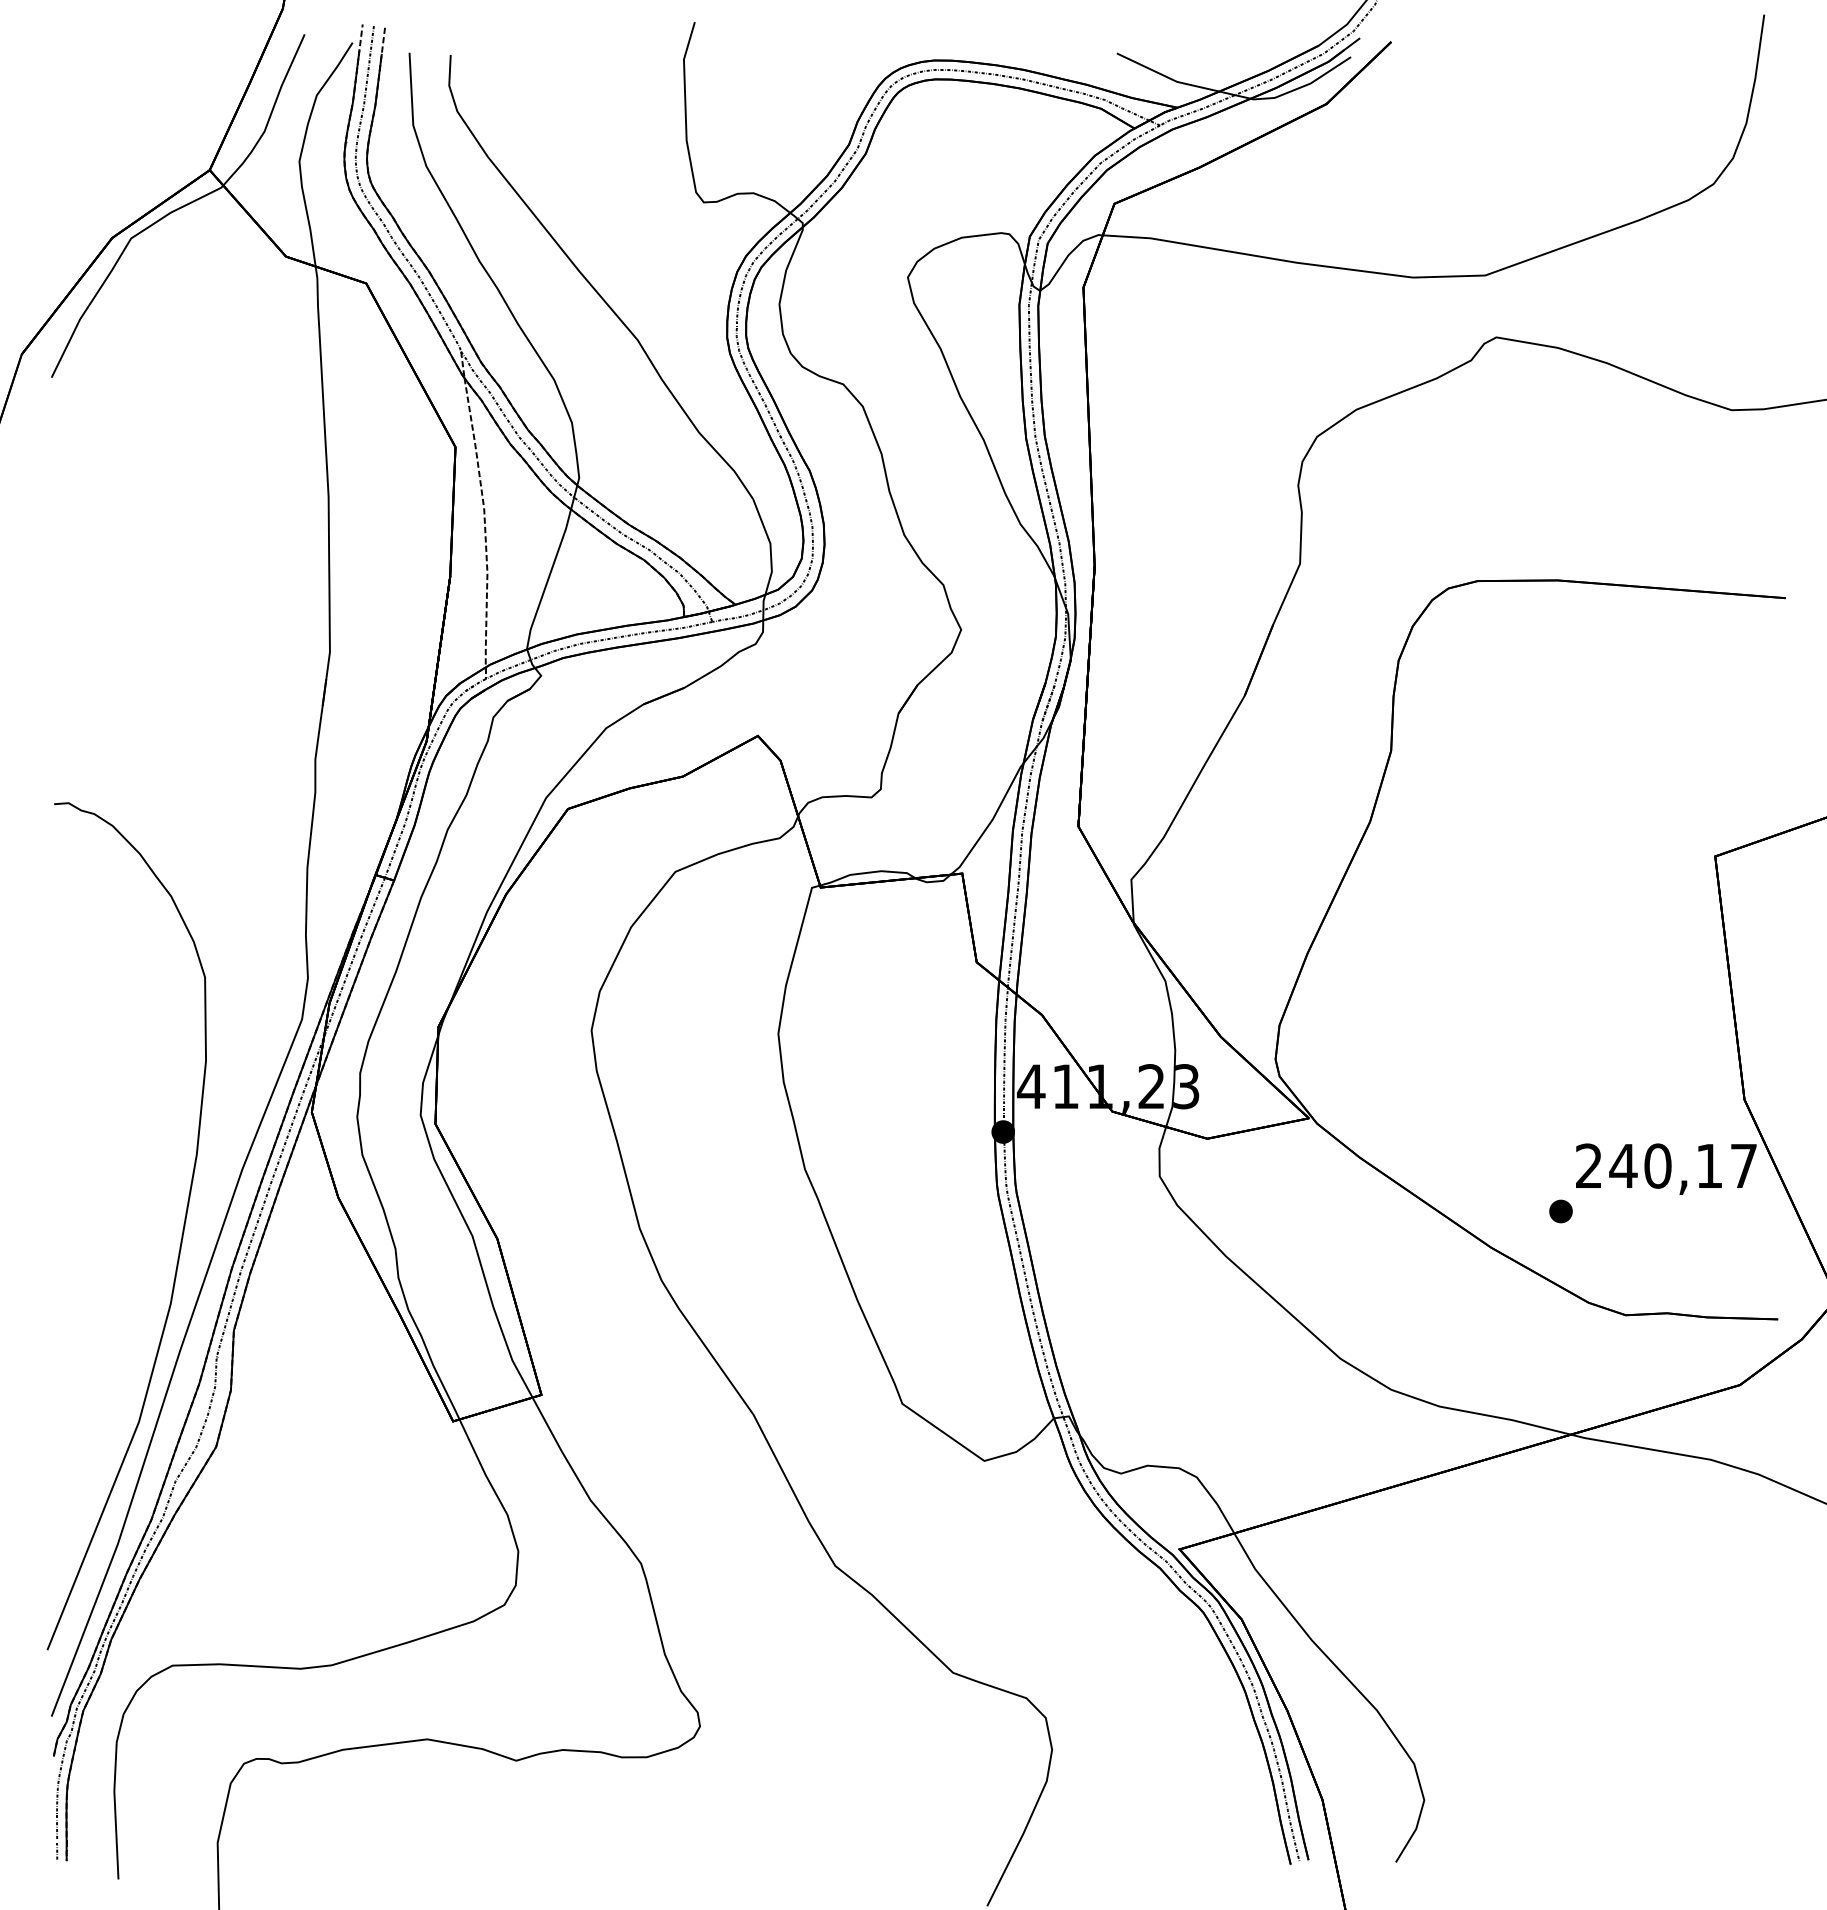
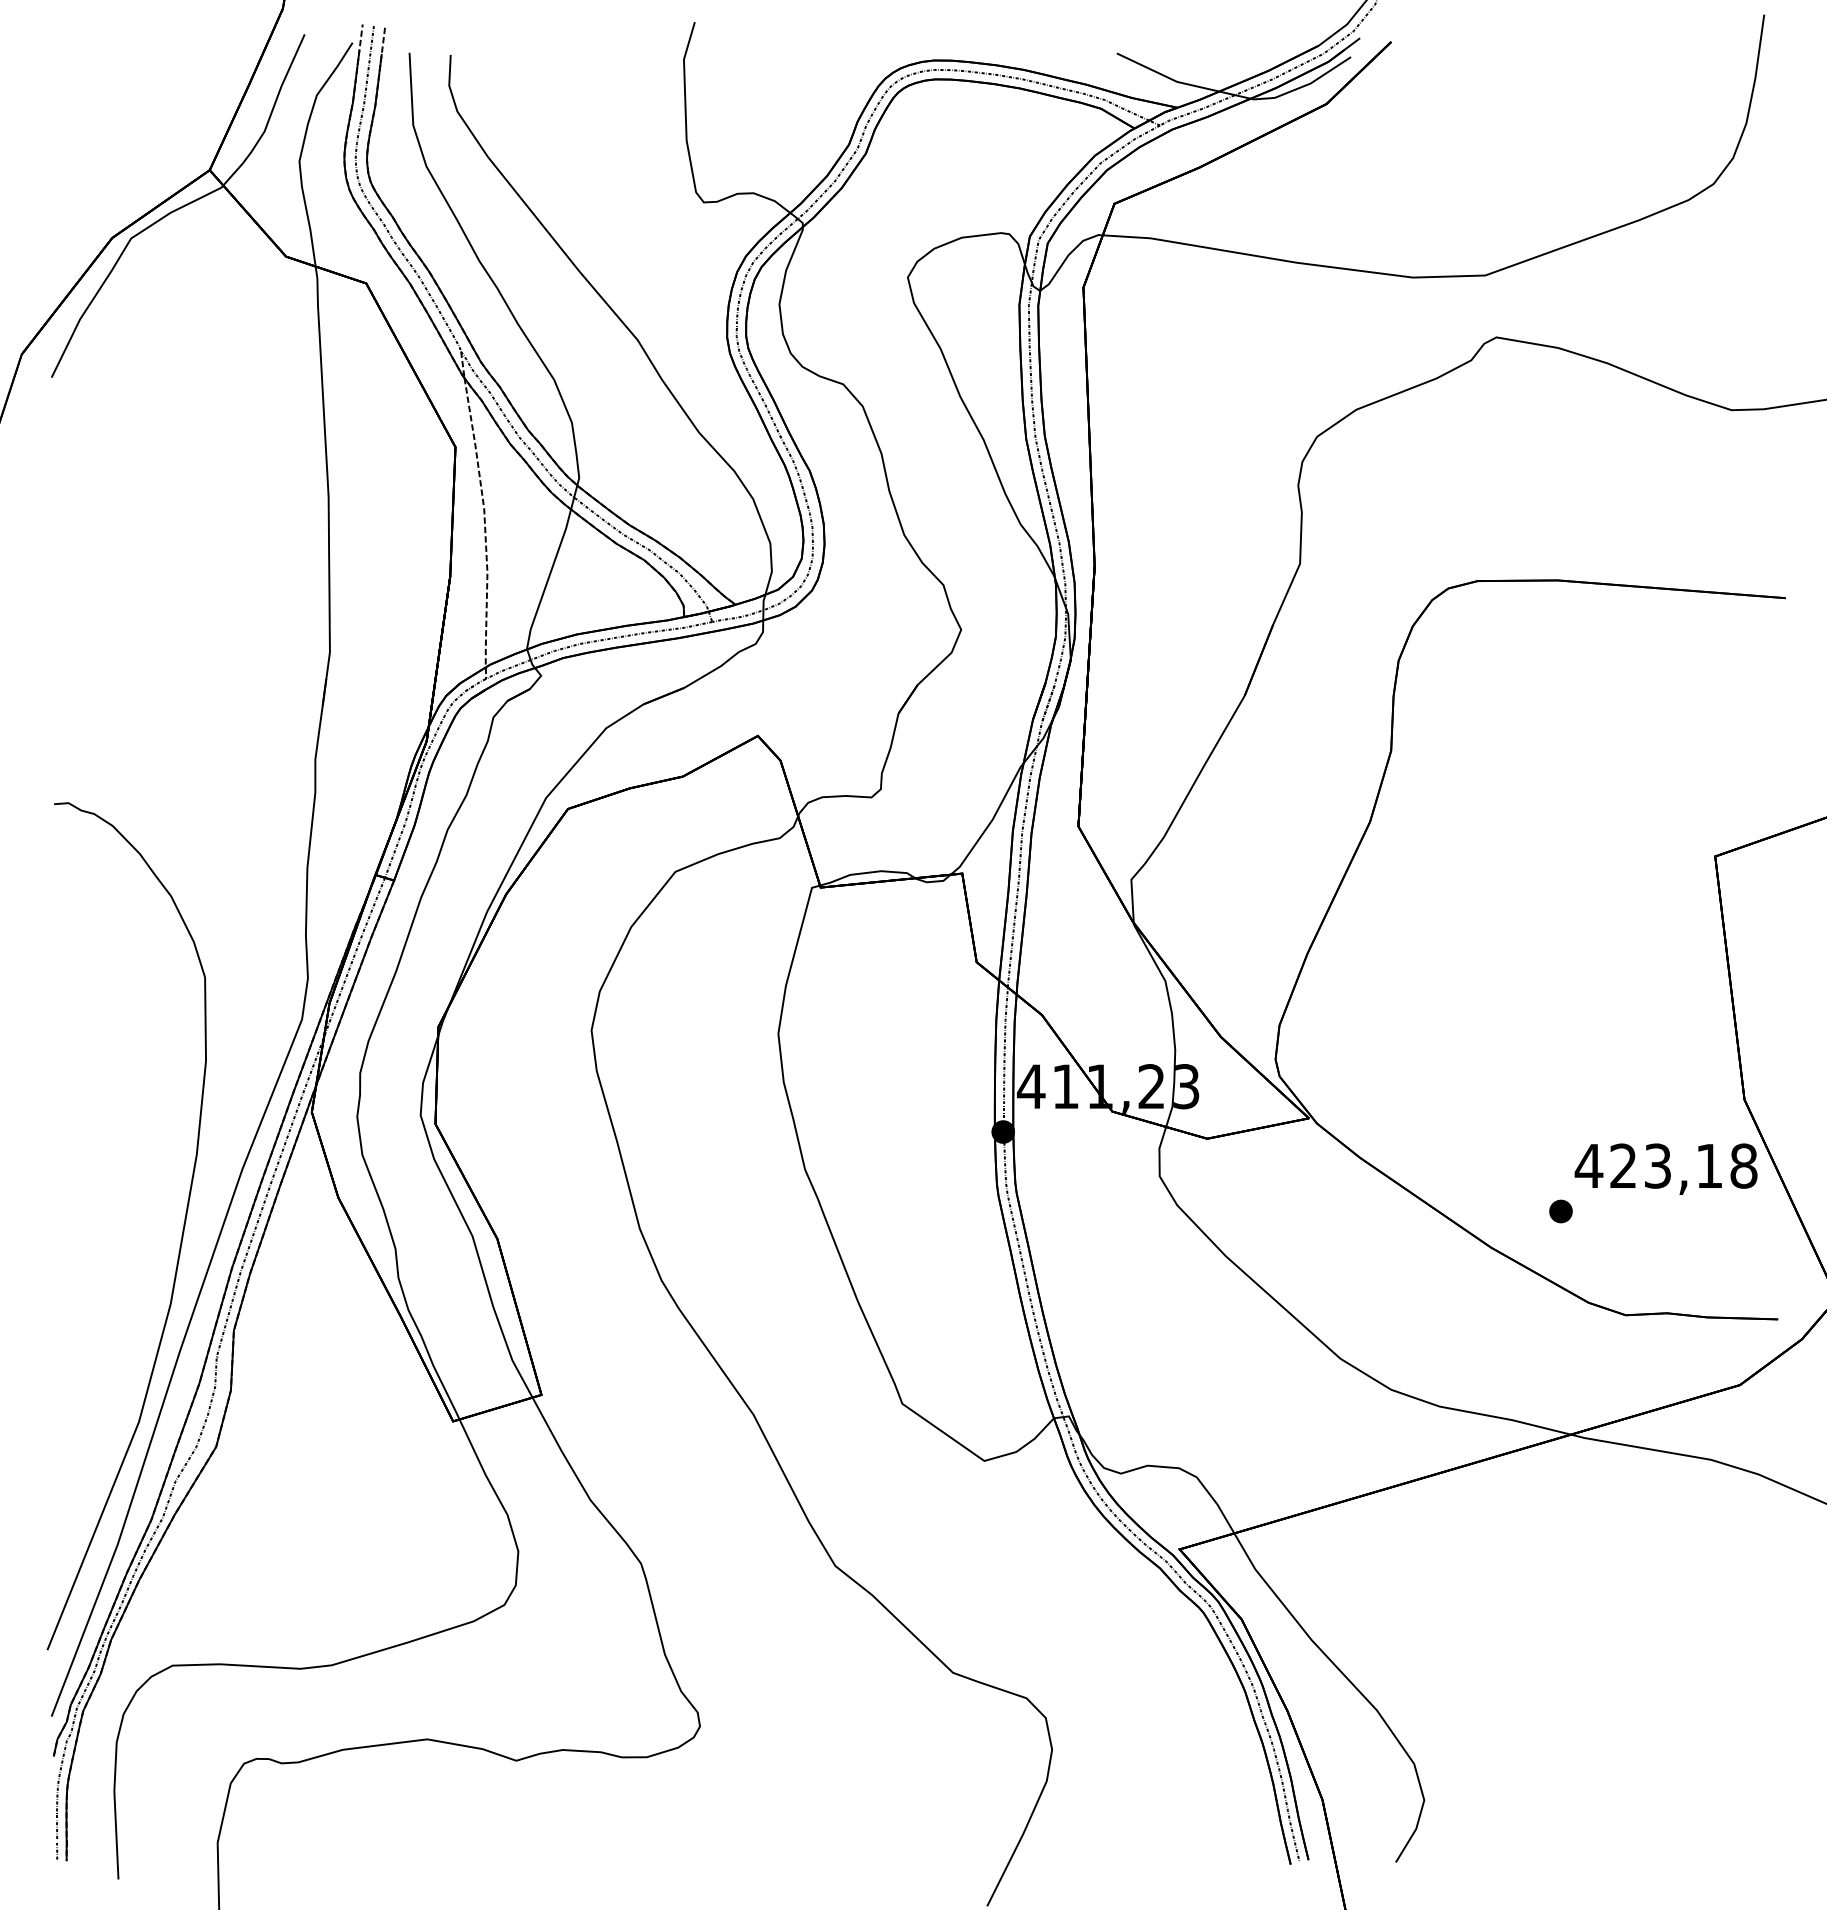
text: 240,17 -> 423,18 (1665, 1165)
